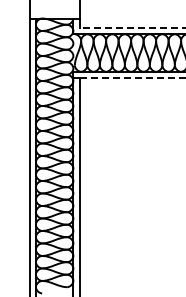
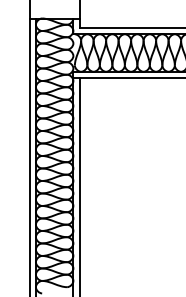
line: dashed -> solid (132, 27)
line: dashed -> solid (132, 78)
